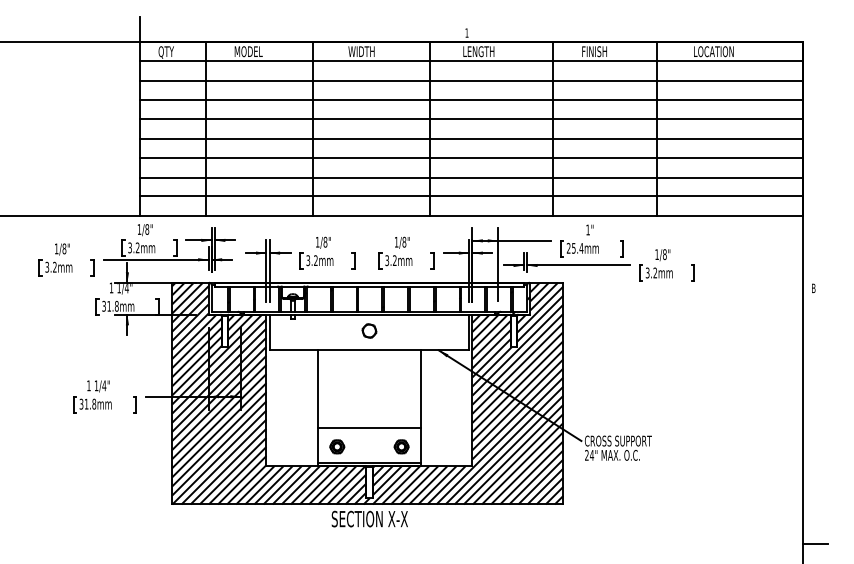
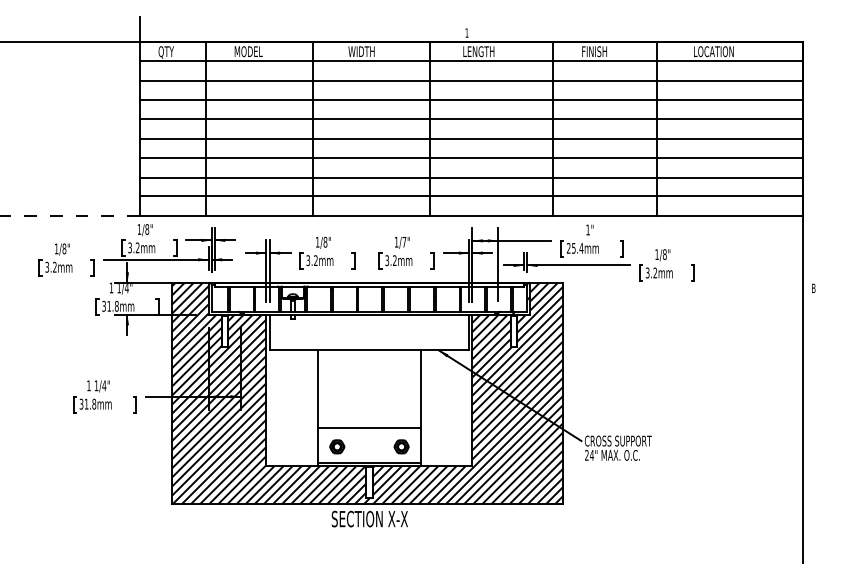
line: solid -> dashed (69, 216)
text: 1/8" -> 1/7" (404, 241)
part: present -> none (369, 330)
line: present -> none (815, 544)
